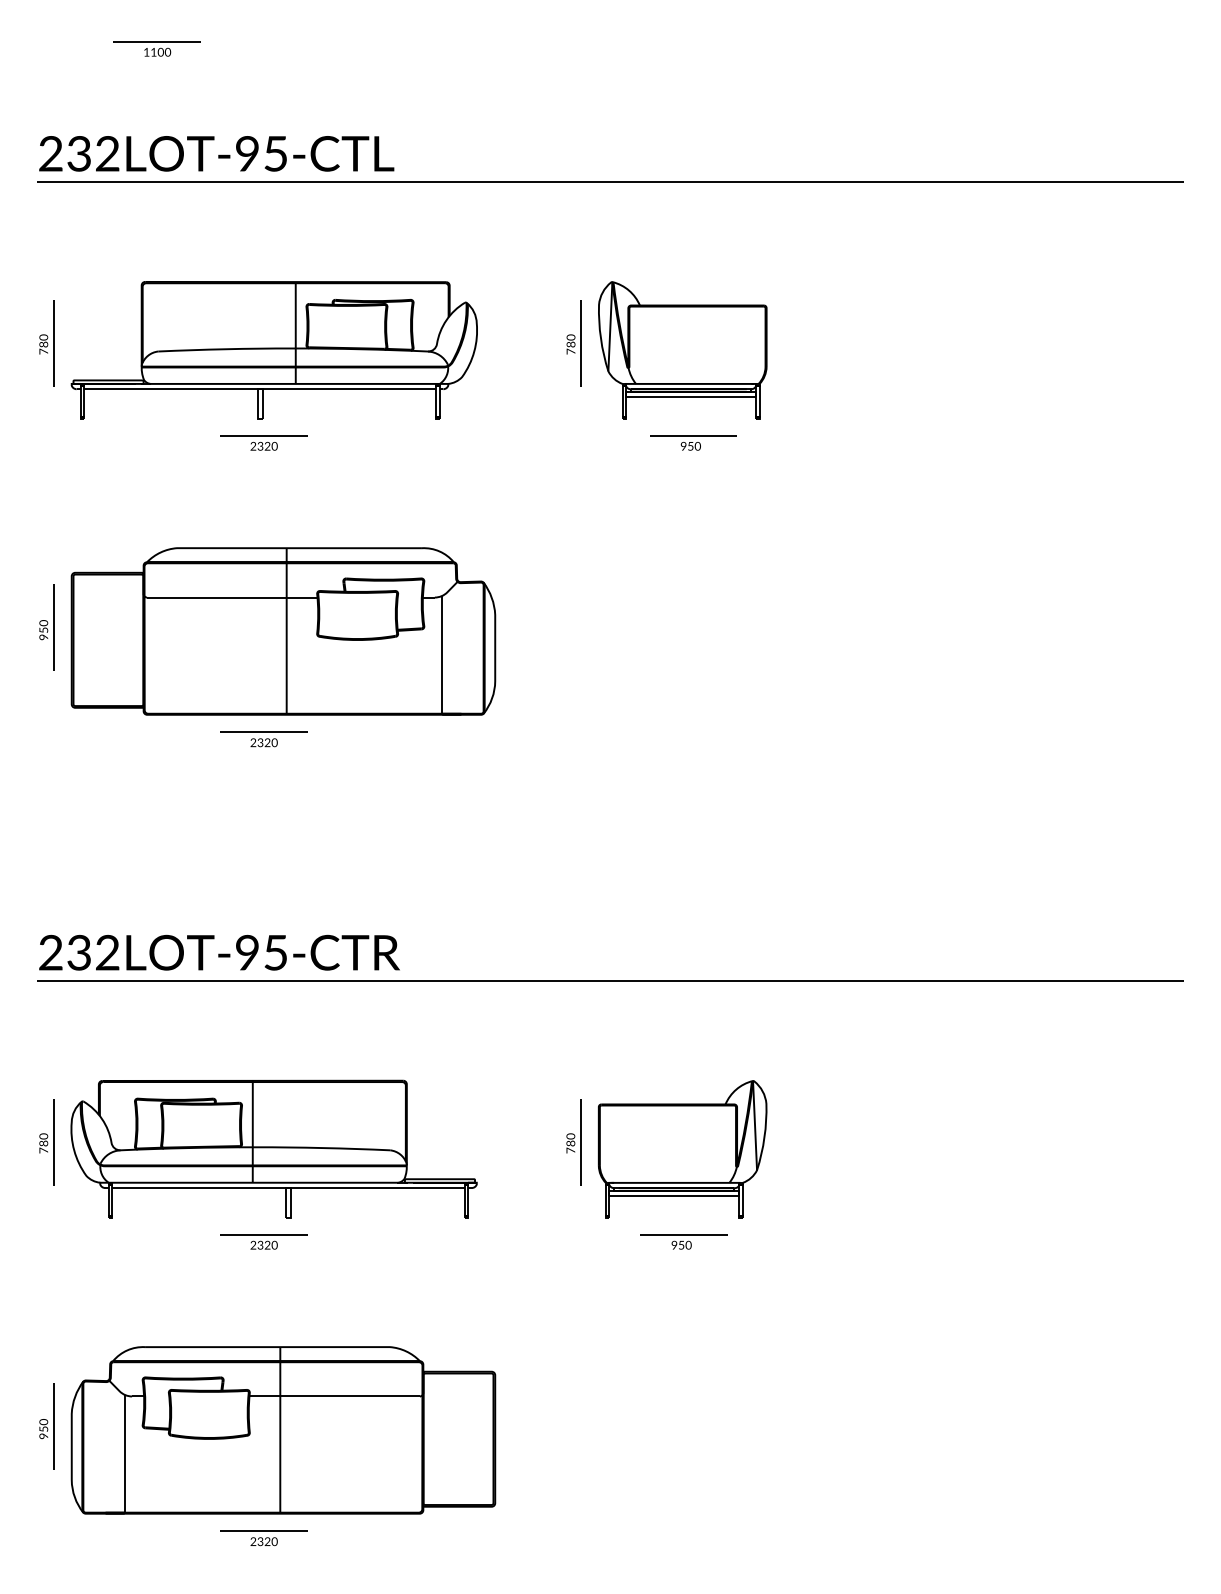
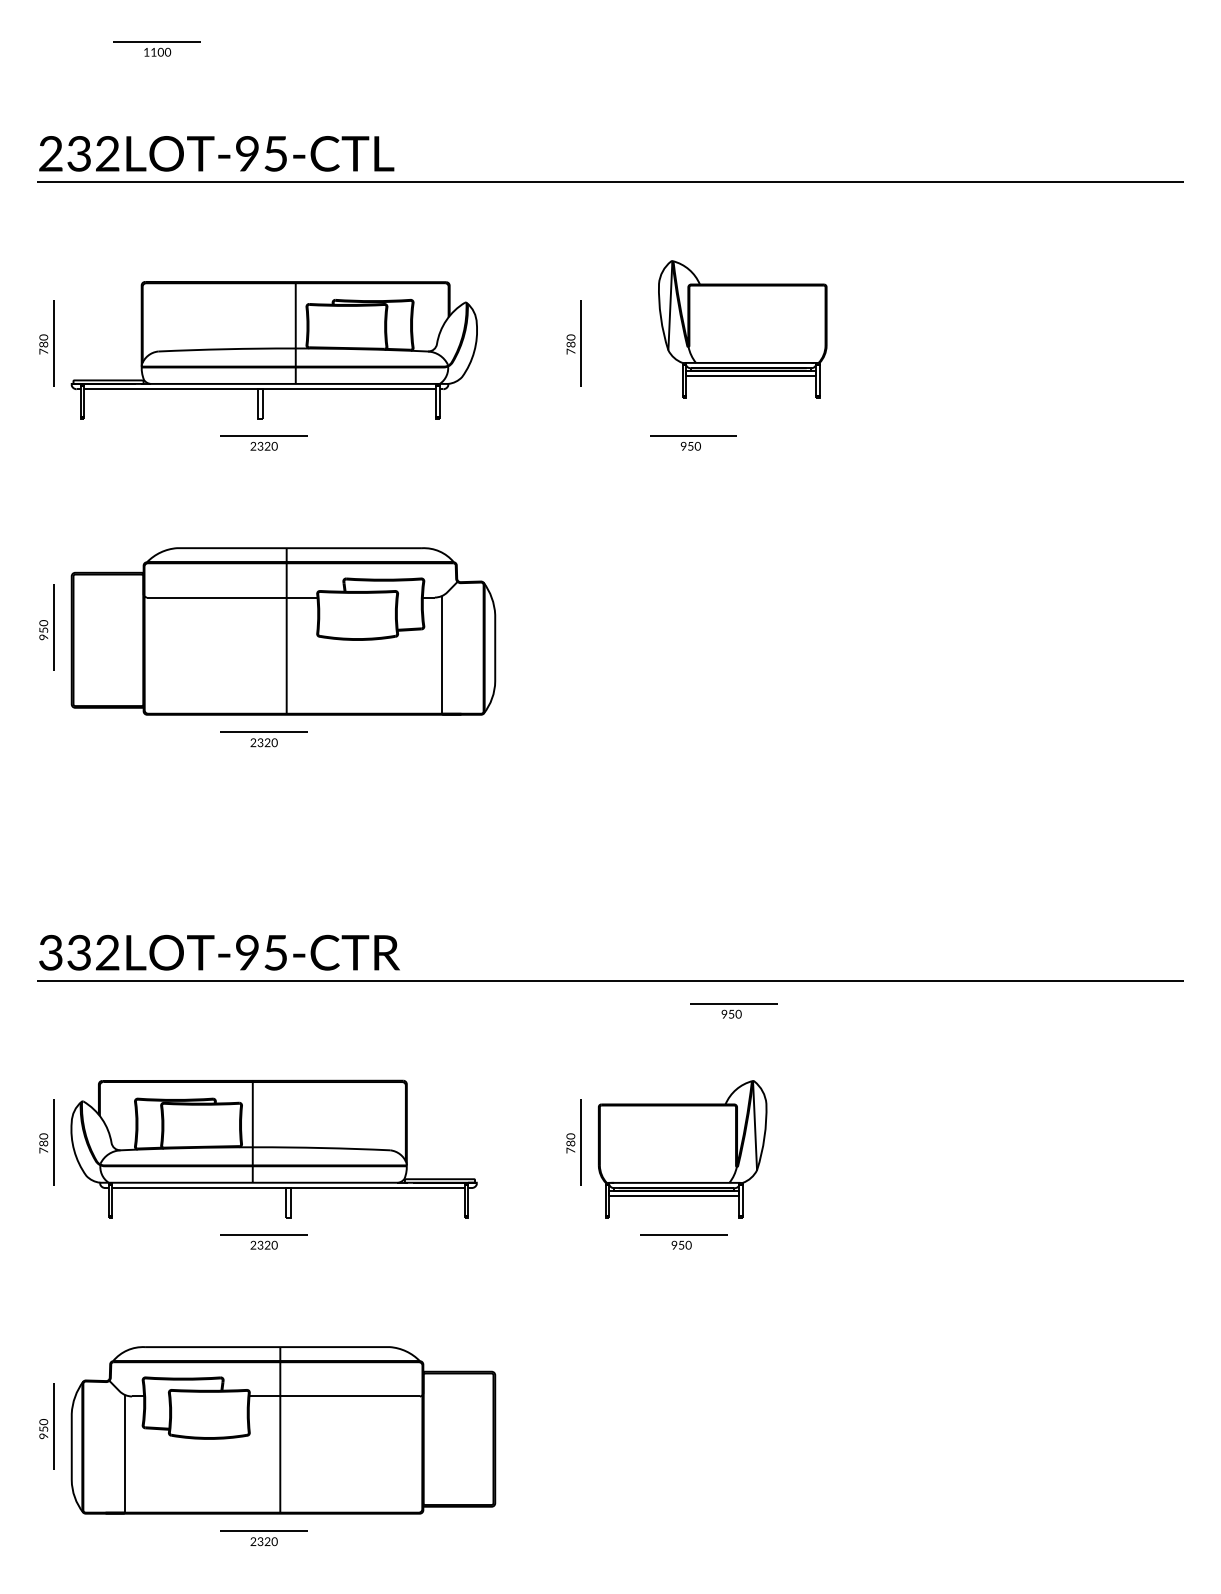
part position: (682, 350) -> (742, 329) (742, 329)
text: 232LOT-95-CTR -> 332LOT-95-CTR (50, 953)
part: none -> present (733, 1010)
